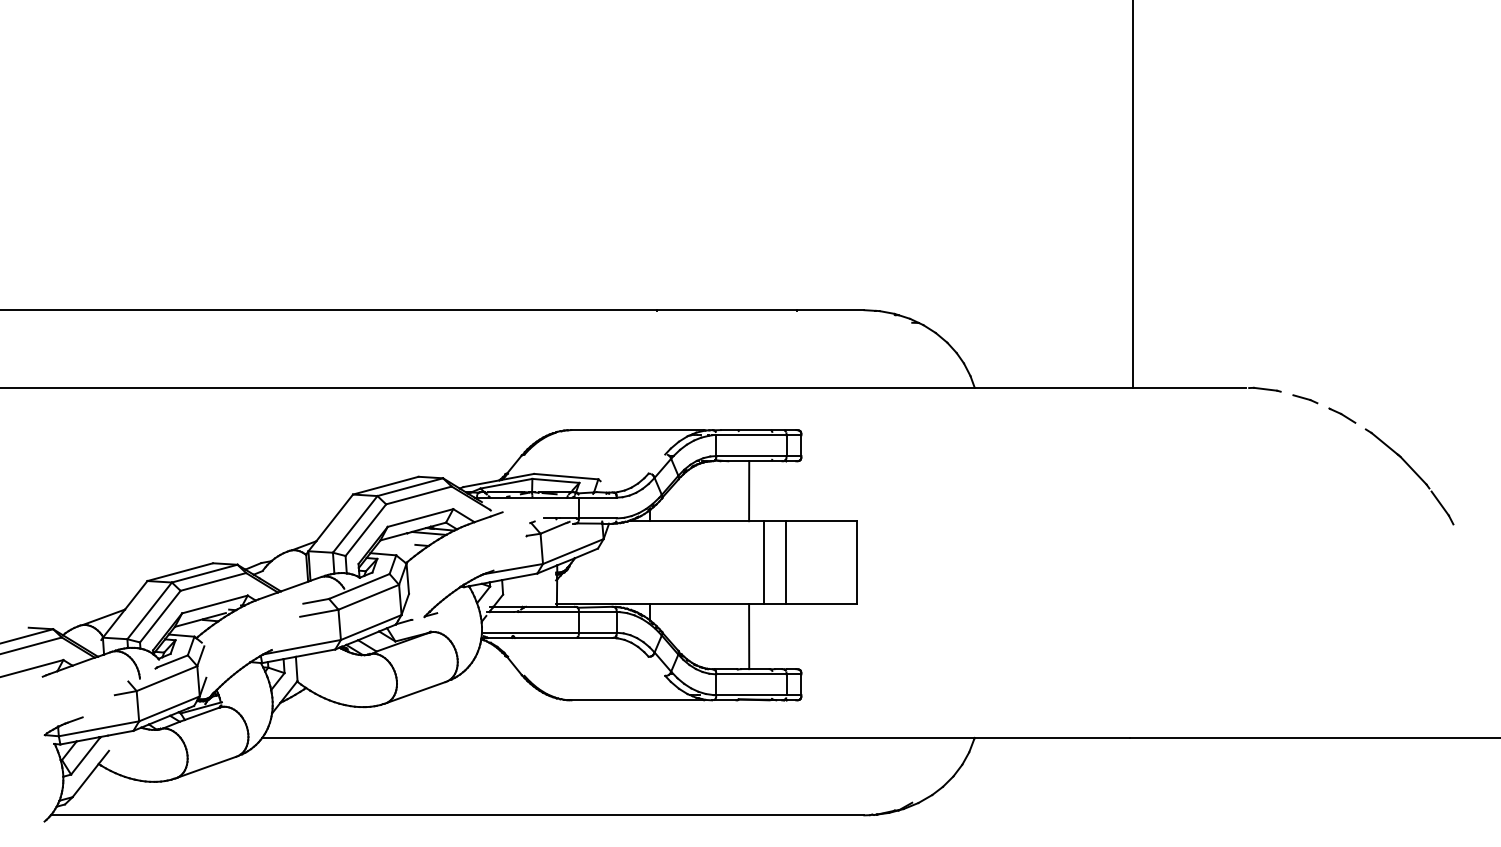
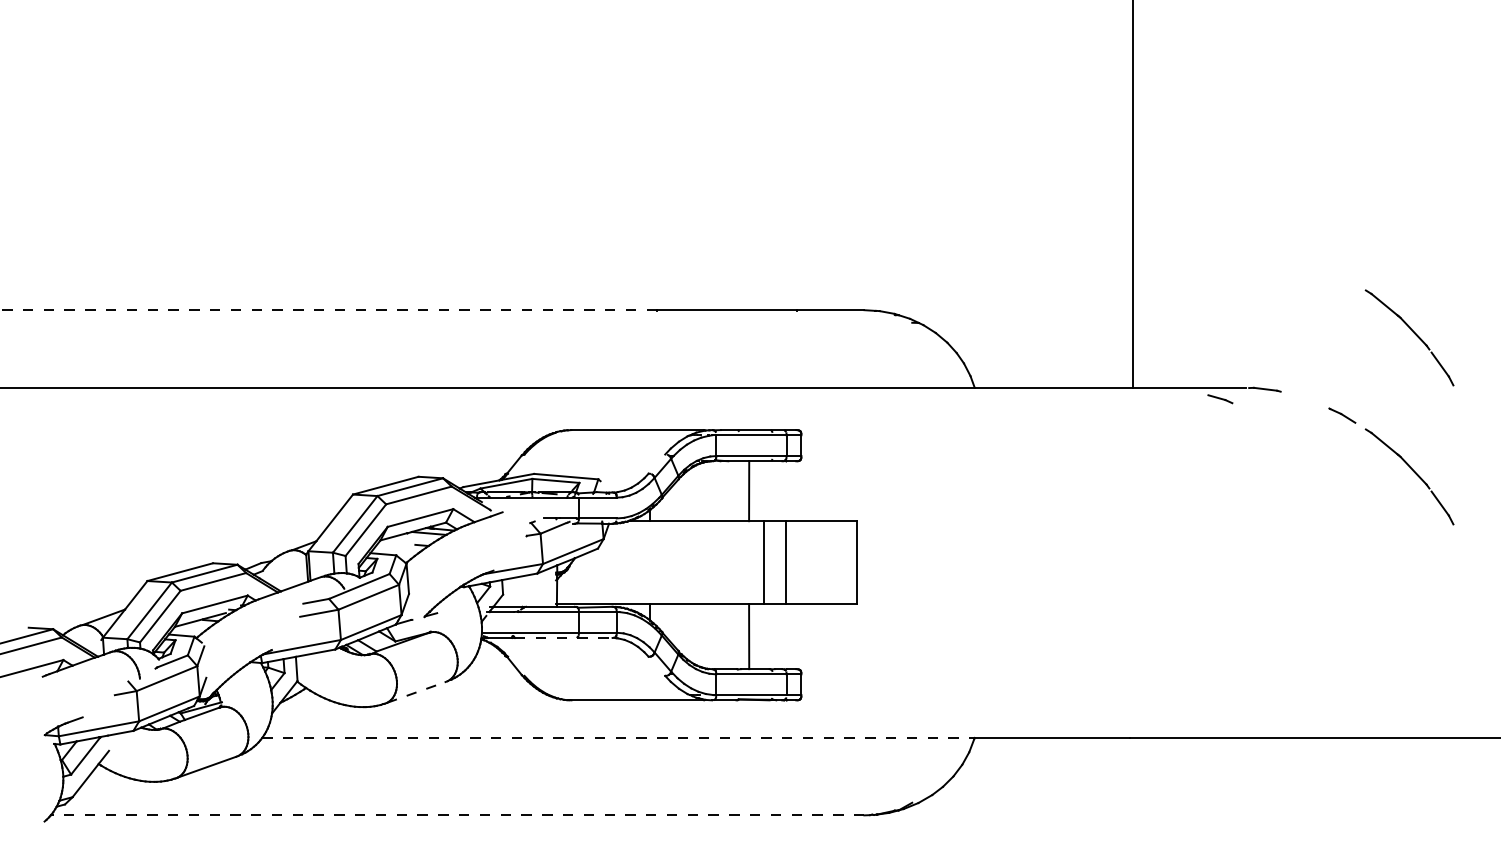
line: solid -> dashed (328, 310)
part: none -> present (1409, 337)
line position: (1305, 399) -> (1220, 399) (1220, 399)
line: solid -> dashed (563, 637)
line: solid -> dashed (416, 692)
line: solid -> dashed (618, 737)
line: solid -> dashed (457, 815)
